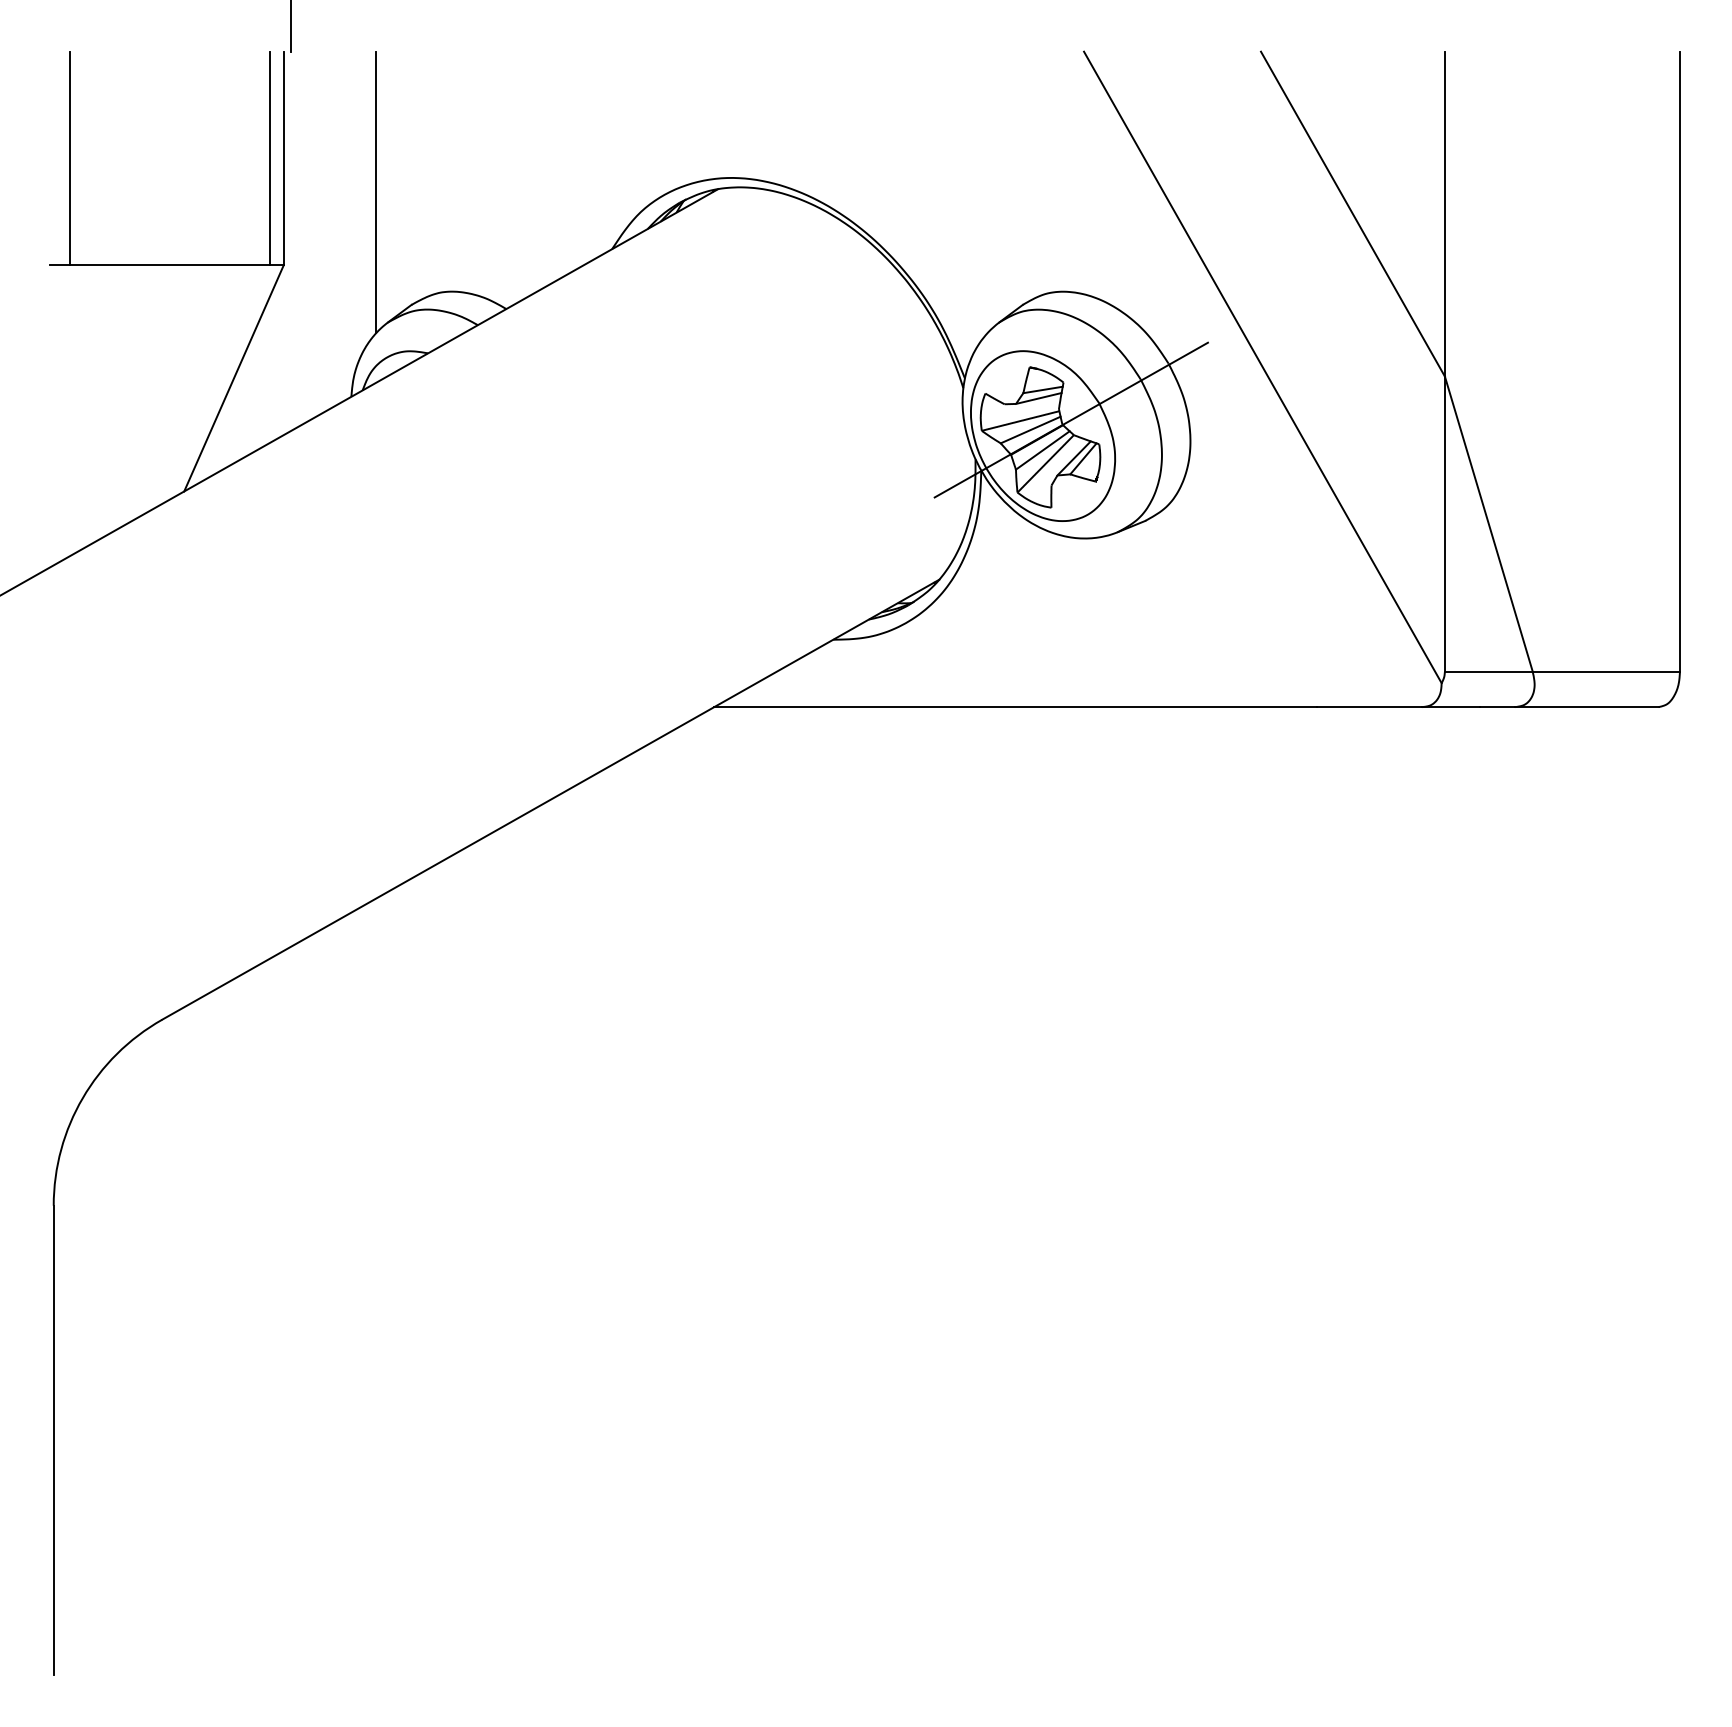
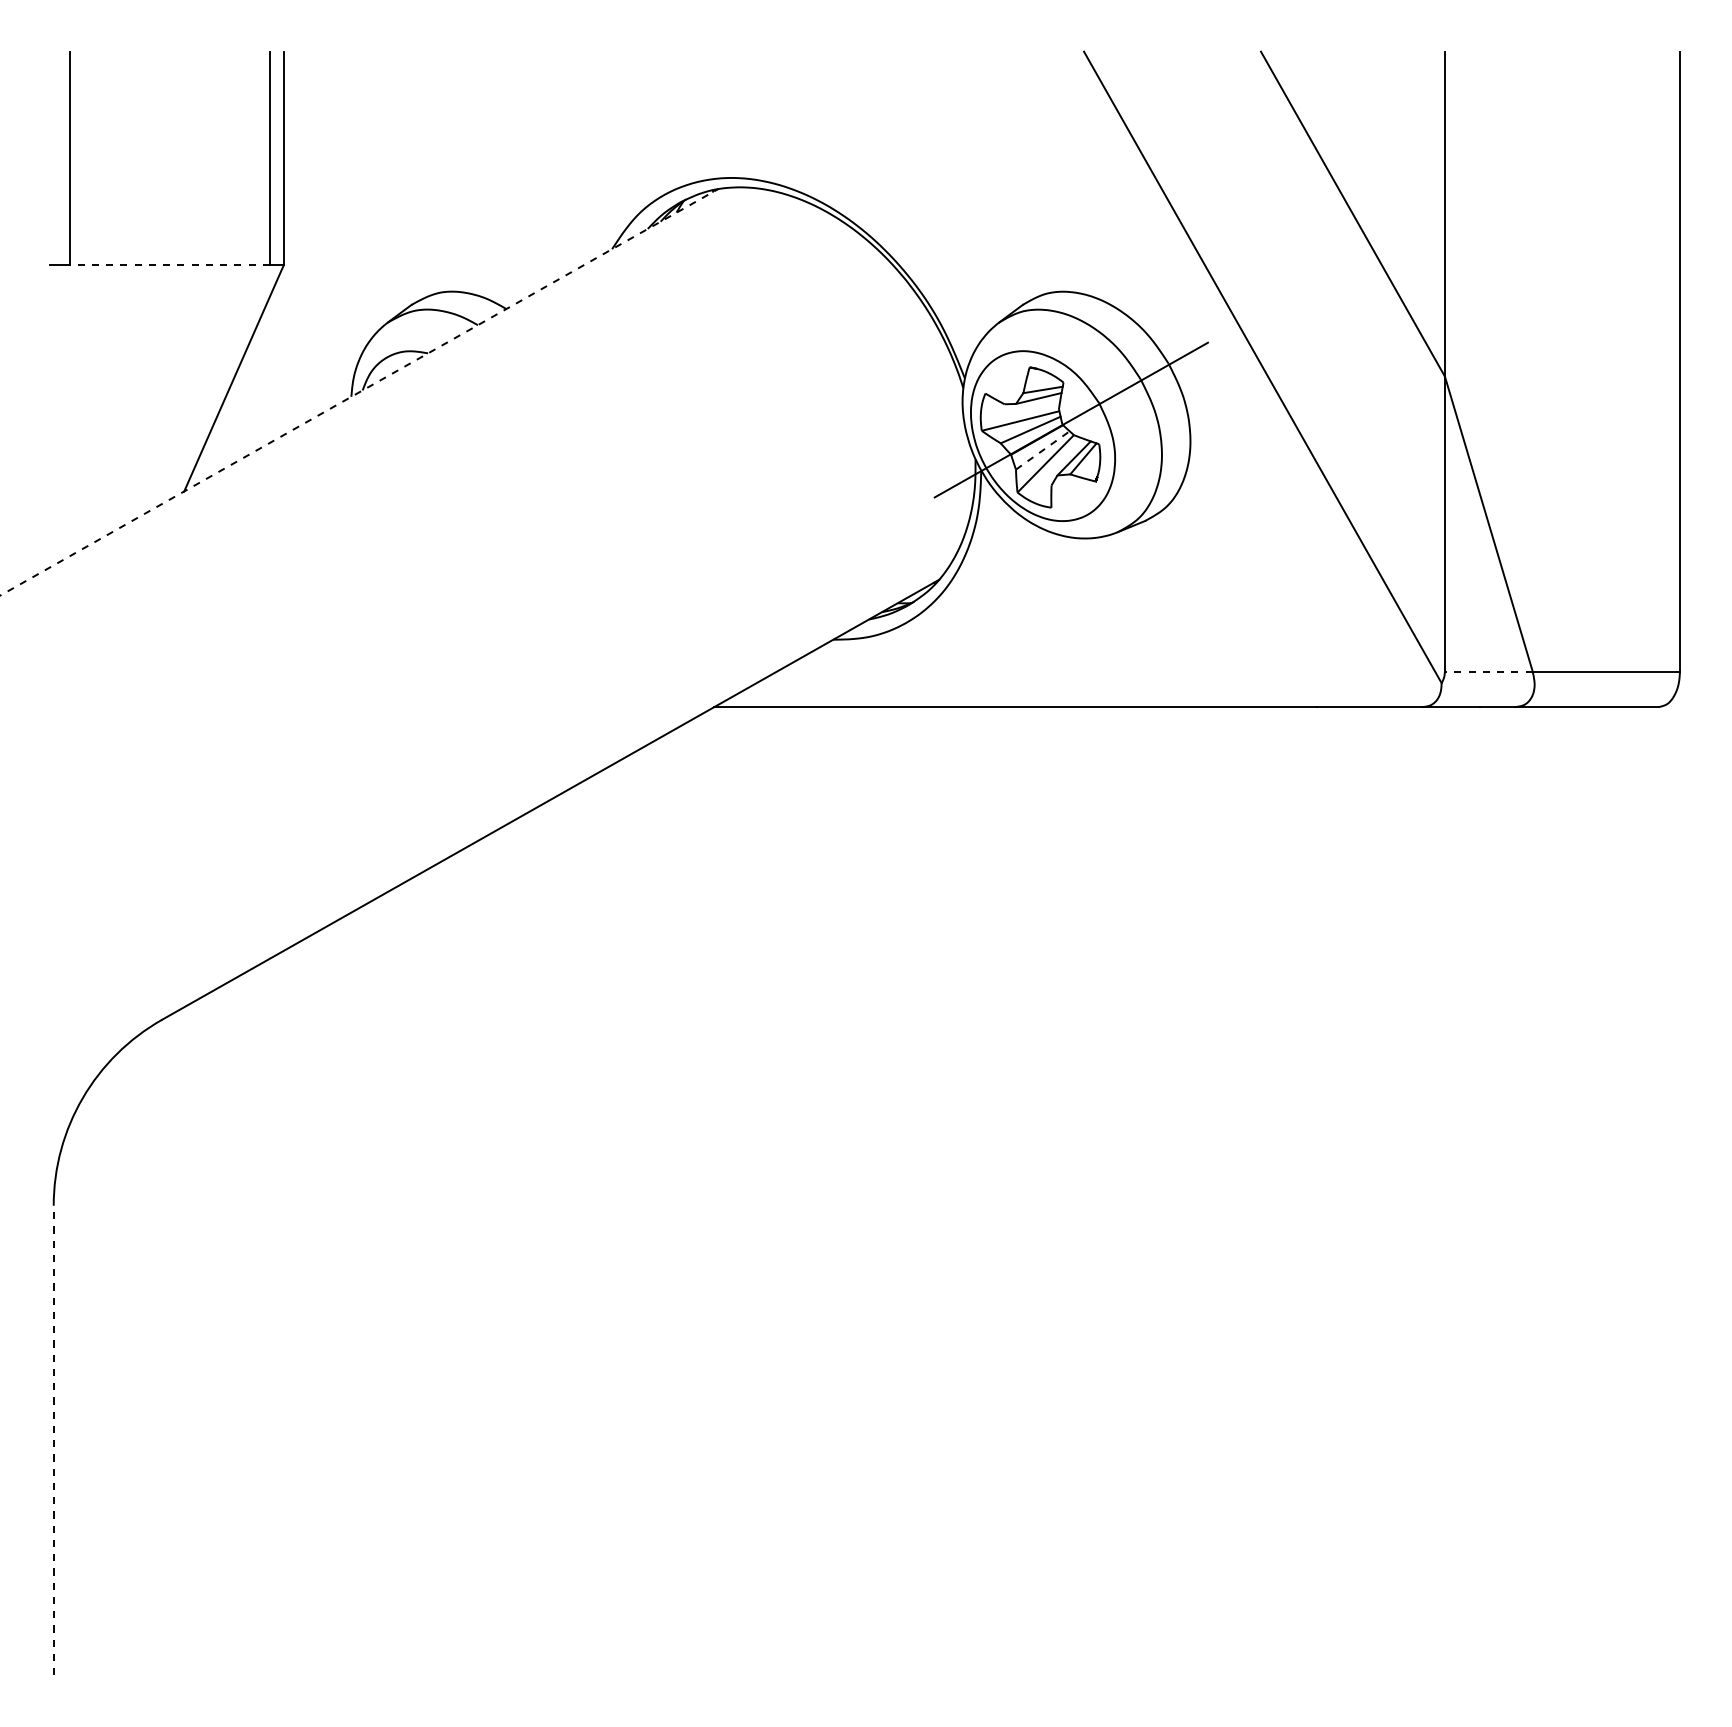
line: present -> none (290, 26)
line: present -> none (376, 192)
line: solid -> dashed (169, 265)
line: solid -> dashed (359, 391)
line: solid -> dashed (1042, 450)
line: solid -> dashed (1488, 671)
line: solid -> dashed (53, 1440)
